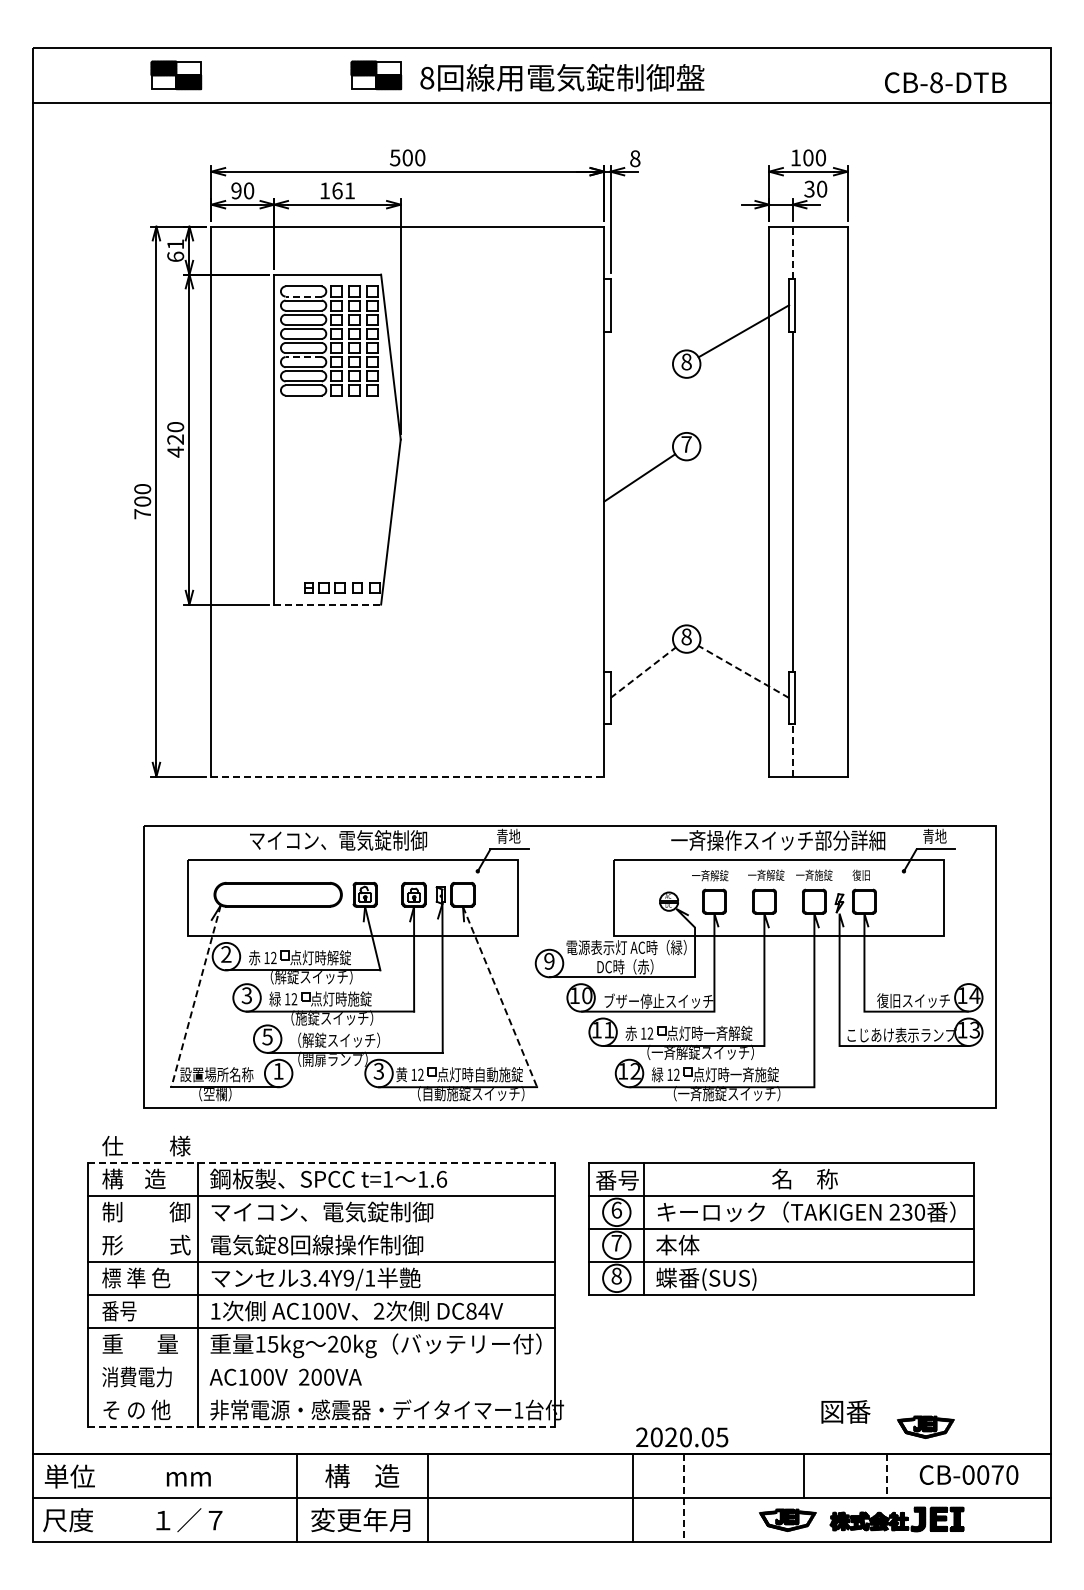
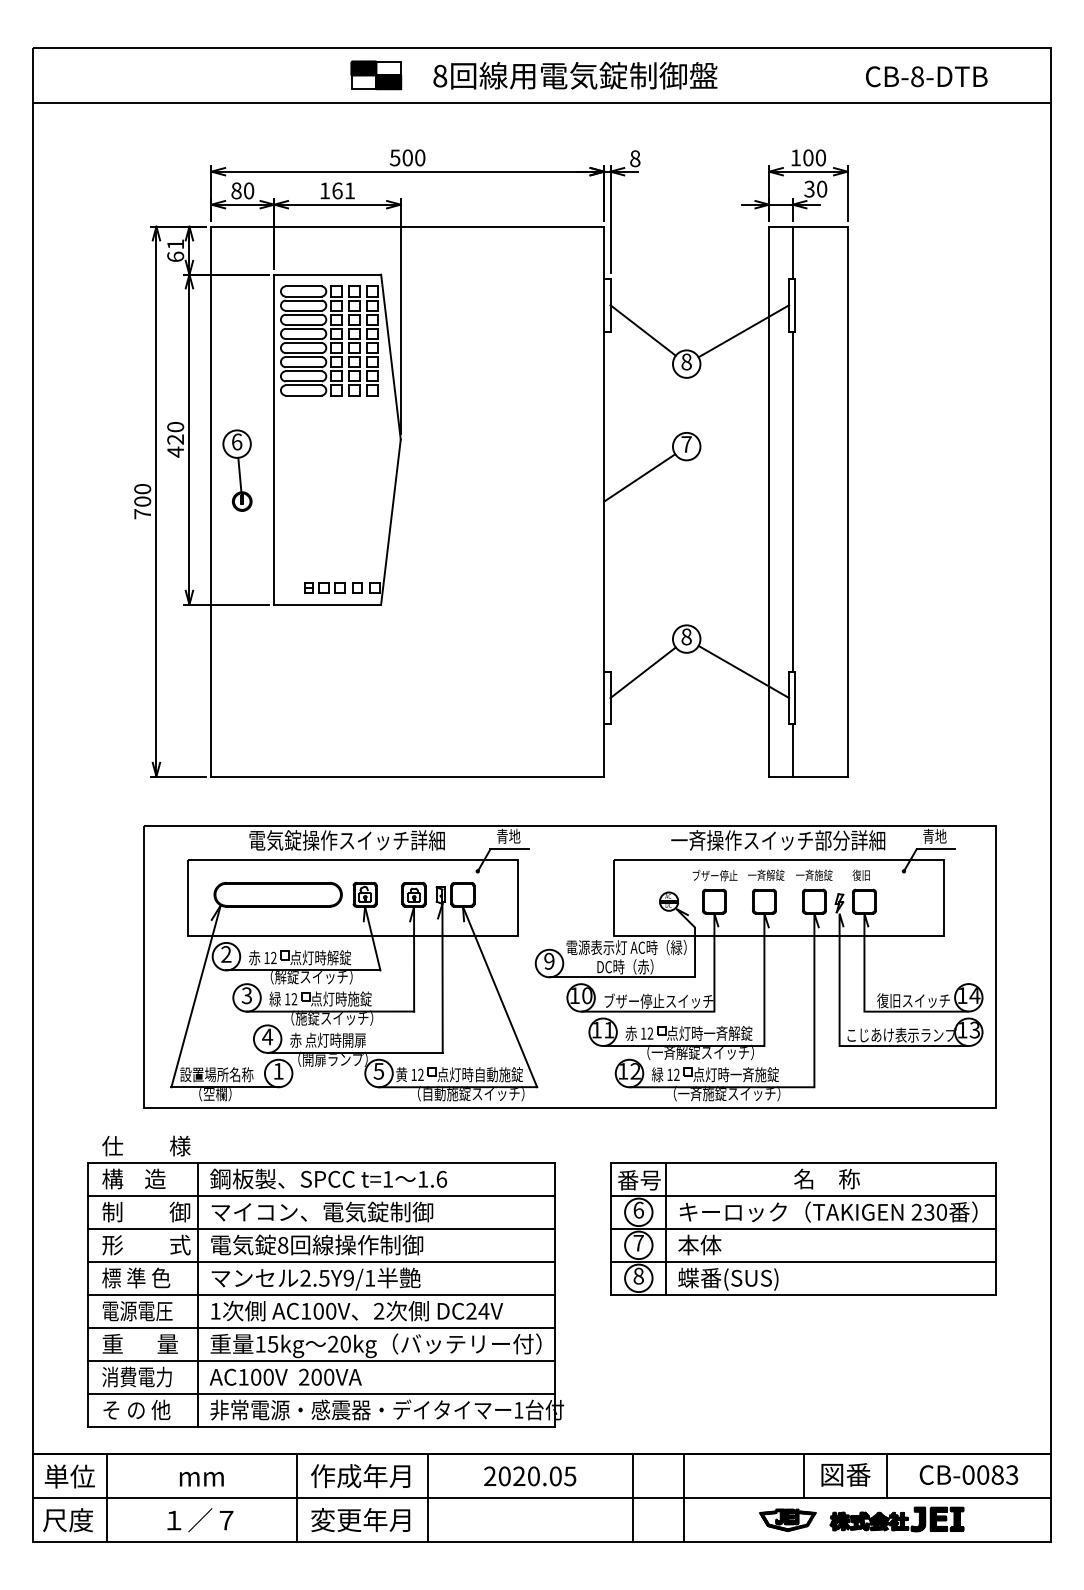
part: present -> none (176, 75)
text position: (562, 77) -> (575, 75) (575, 75)
text position: (945, 82) -> (926, 76) (926, 76)
text: 90 -> 80 (236, 190)
line: dashed -> solid (792, 252)
line: dashed -> solid (303, 296)
line: none -> present (642, 330)
line: dashed -> solid (303, 357)
part: none -> present (237, 470)
line: dashed -> solid (328, 604)
line: dashed -> solid (743, 671)
line: dashed -> solid (643, 672)
line: dashed -> solid (792, 749)
line: dashed -> solid (408, 776)
text: マイコン、電気錠制御 -> 電気錠操作スイッチ詳細 (346, 840)
text: 一斉解錠 -> ブザー停止 (714, 875)
line: dashed -> solid (195, 996)
line: dashed -> solid (500, 996)
text: 5 -> 4 (267, 1036)
text: （解錠スイッチ） -> 赤 点灯時開扉 (335, 1039)
text: 3 -> 5 (378, 1070)
line: dashed -> solid (321, 1162)
line: none -> present (321, 1228)
part position: (781, 1228) -> (803, 1228) (803, 1228)
text: 3.4Y9/1 -> 2.5Y9/1 (314, 1278)
text: DC84V -> DC24V (471, 1310)
text: 番号 -> 電源電圧 (137, 1311)
line: none -> present (321, 1360)
line: none -> present (321, 1393)
text position: (845, 1411) -> (845, 1474) (845, 1474)
line: dashed -> solid (321, 1426)
part: present -> none (925, 1426)
text position: (682, 1437) -> (530, 1476) (530, 1476)
text: CB-0070 -> CB-0083 (1004, 1474)
text: 構    造 -> 作成年月 (360, 1476)
line: dashed -> solid (886, 1476)
text position: (188, 1478) -> (201, 1478) (201, 1478)
line: none -> present (106, 1498)
line: dashed -> solid (683, 1498)
text position: (189, 1520) -> (200, 1520) (200, 1520)
